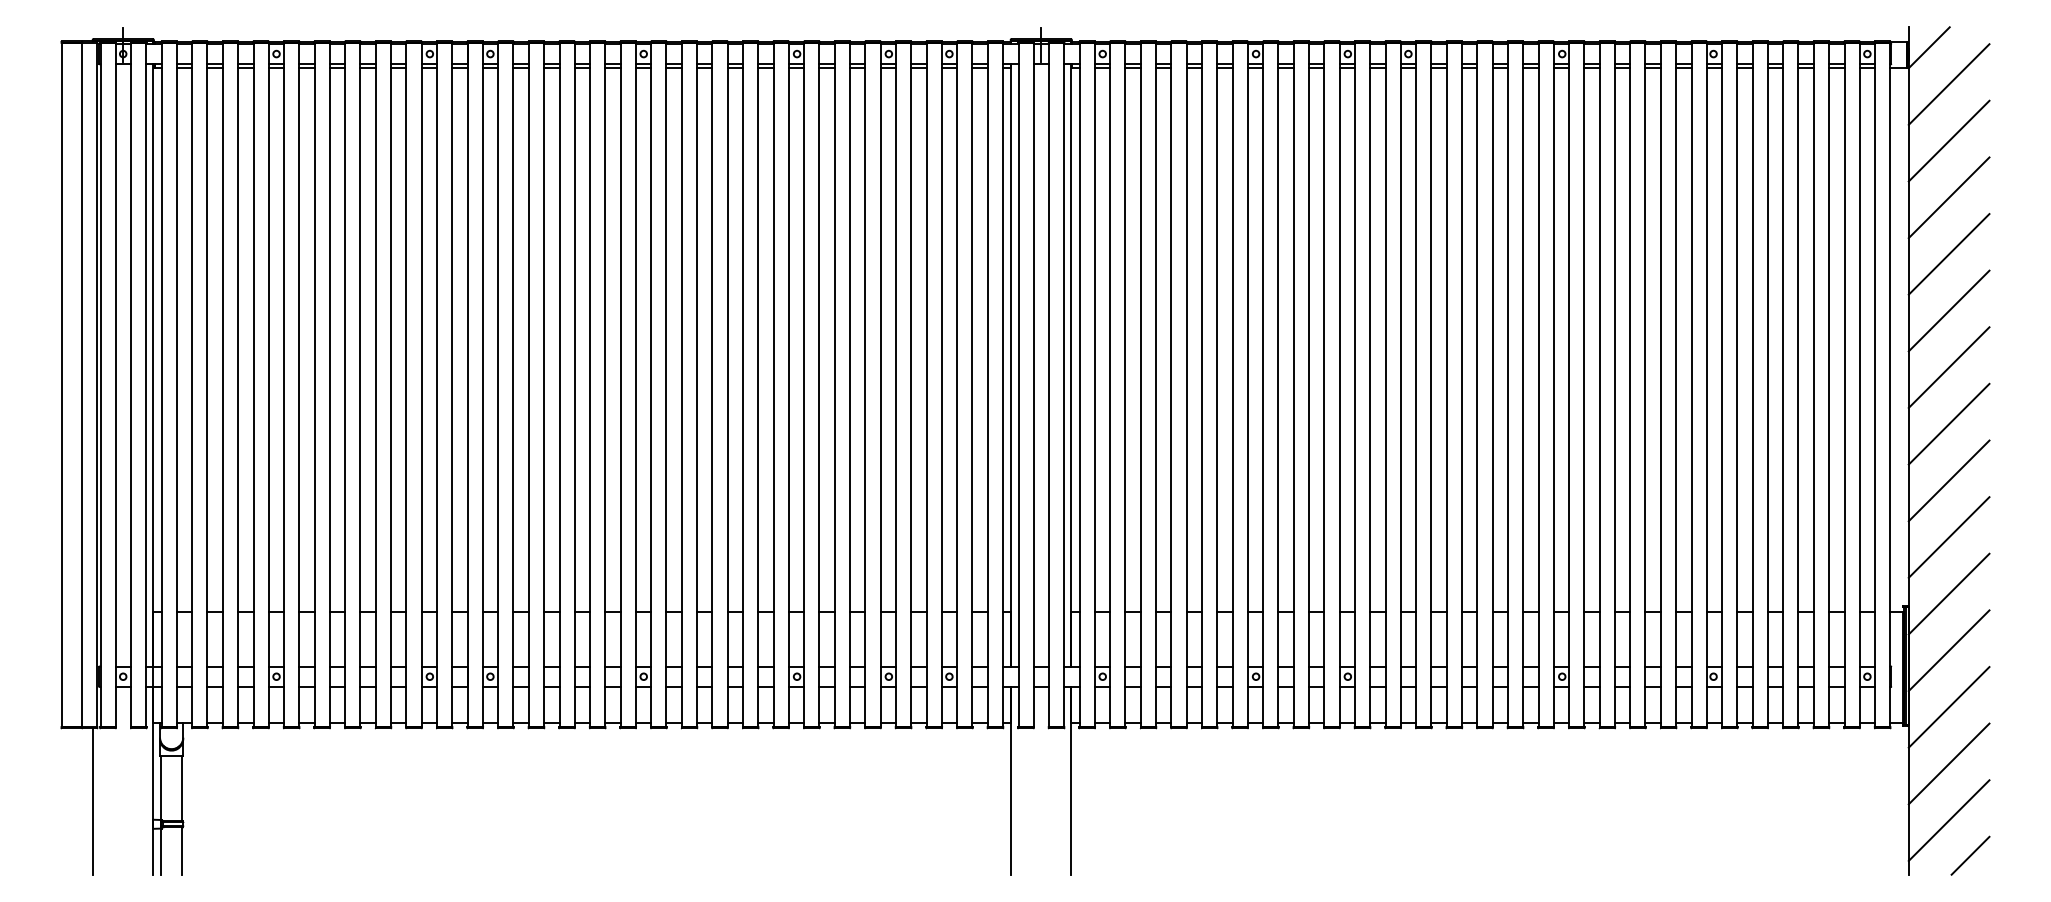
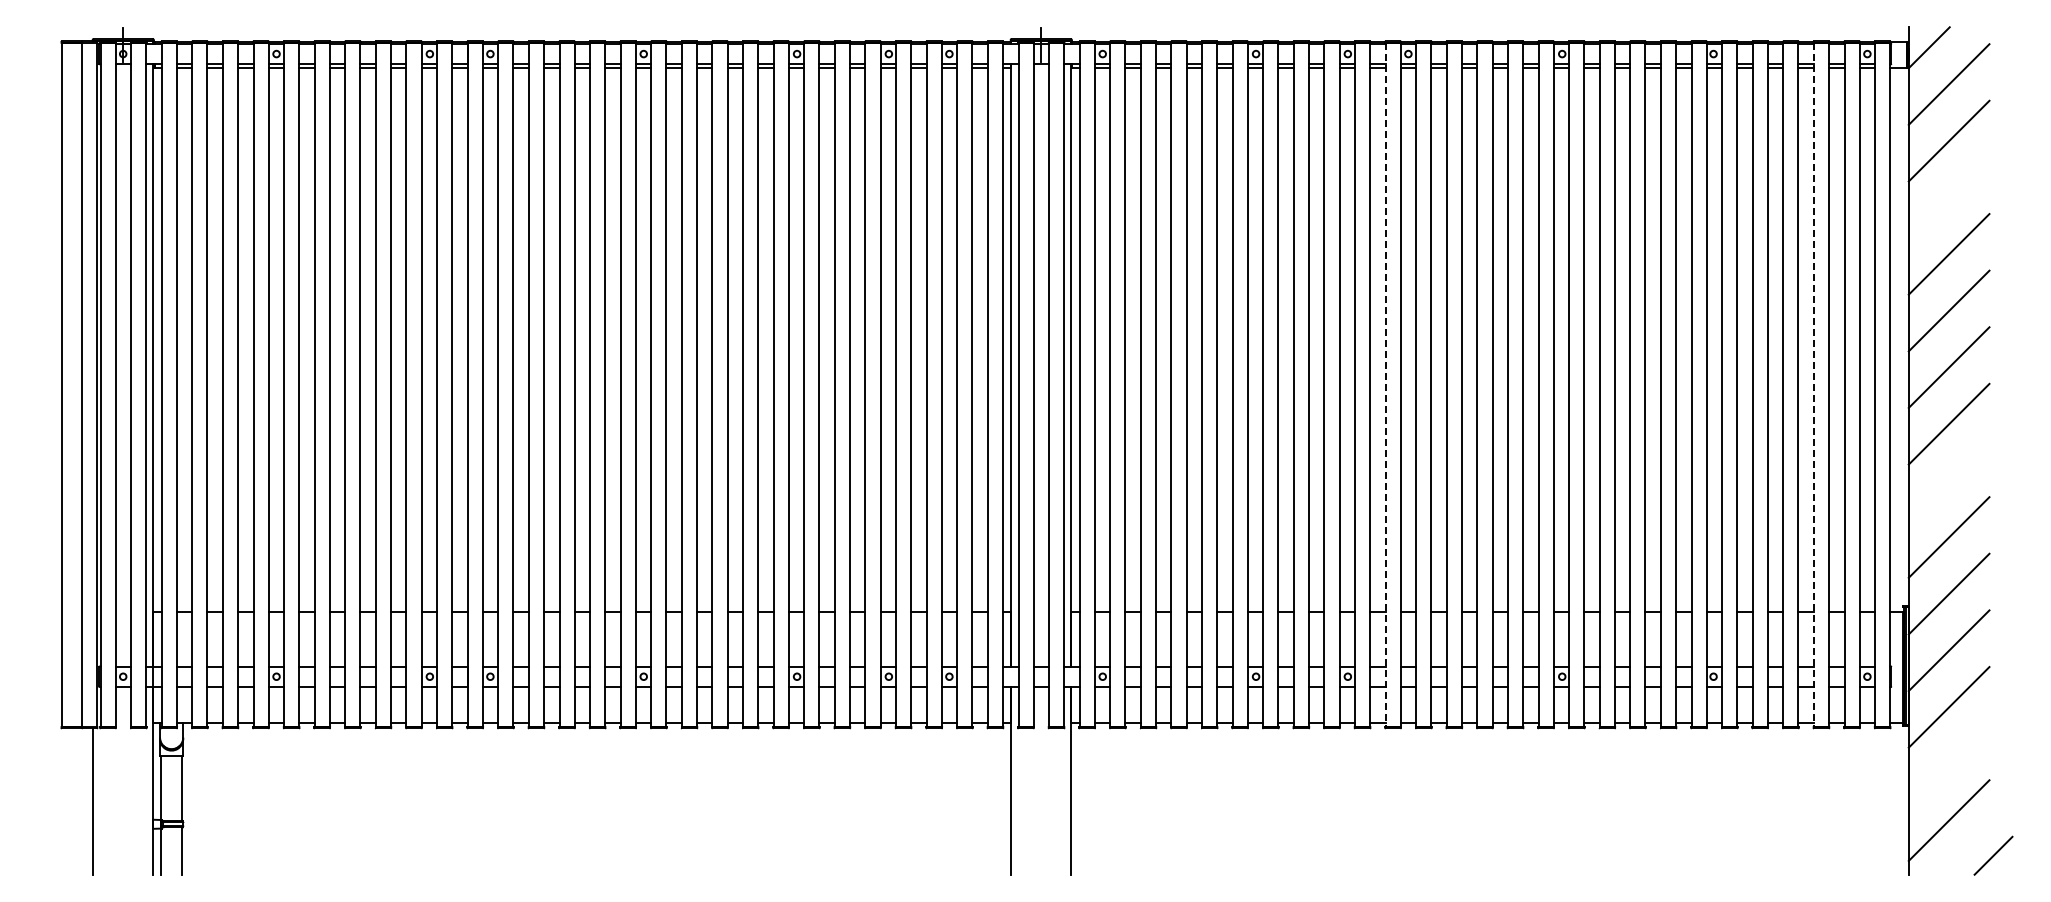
line: present -> none (1948, 197)
line: solid -> dashed (1385, 385)
line: solid -> dashed (1813, 385)
line: present -> none (1948, 480)
line: present -> none (1948, 763)
line position: (1970, 855) -> (1993, 855) (1993, 855)
